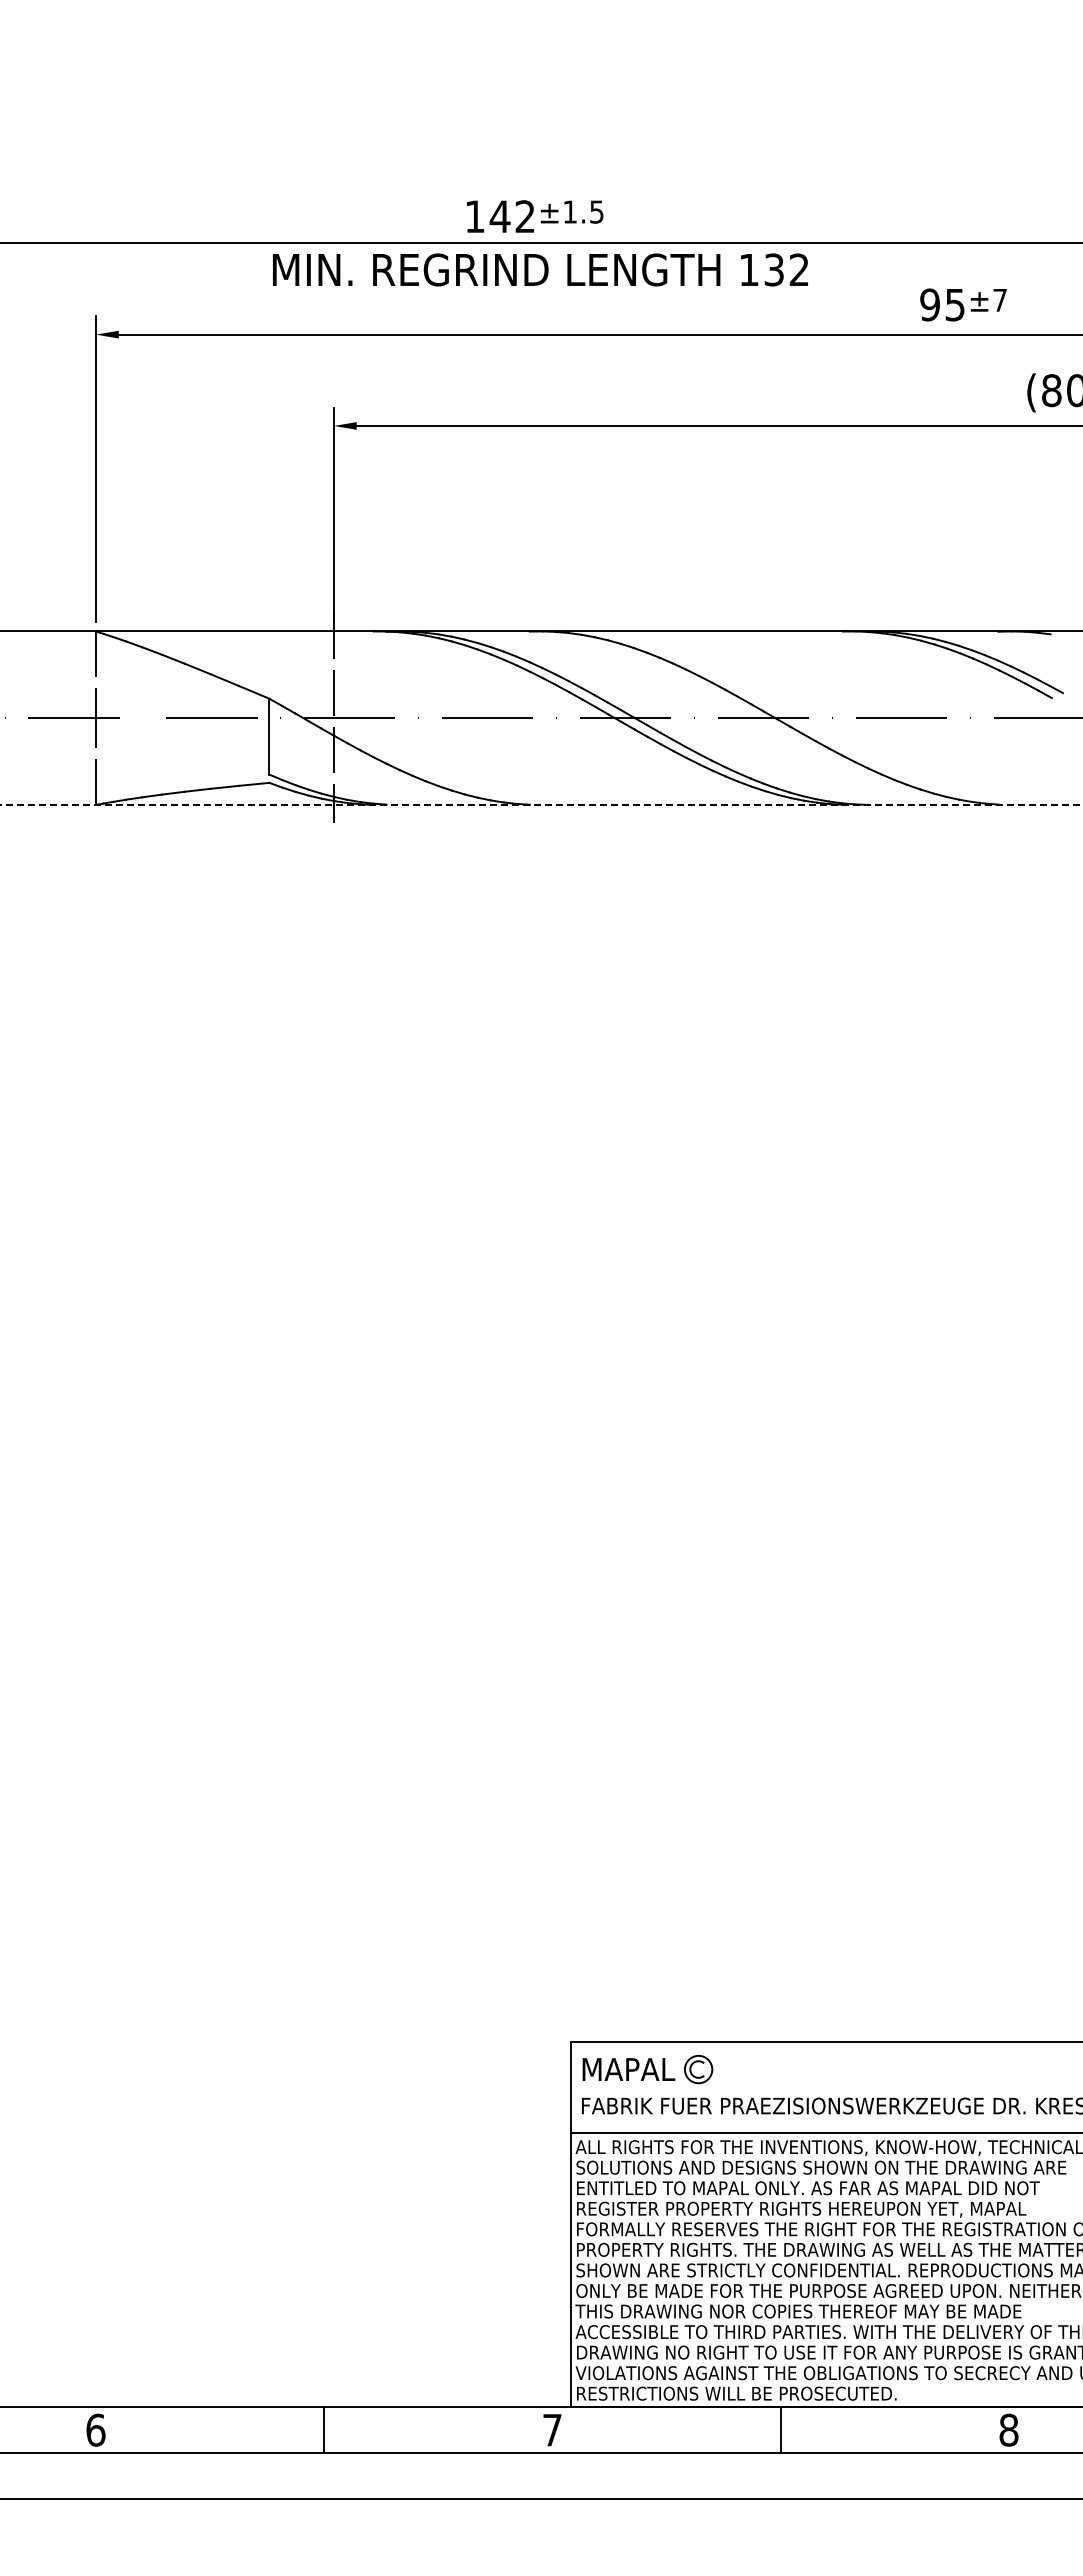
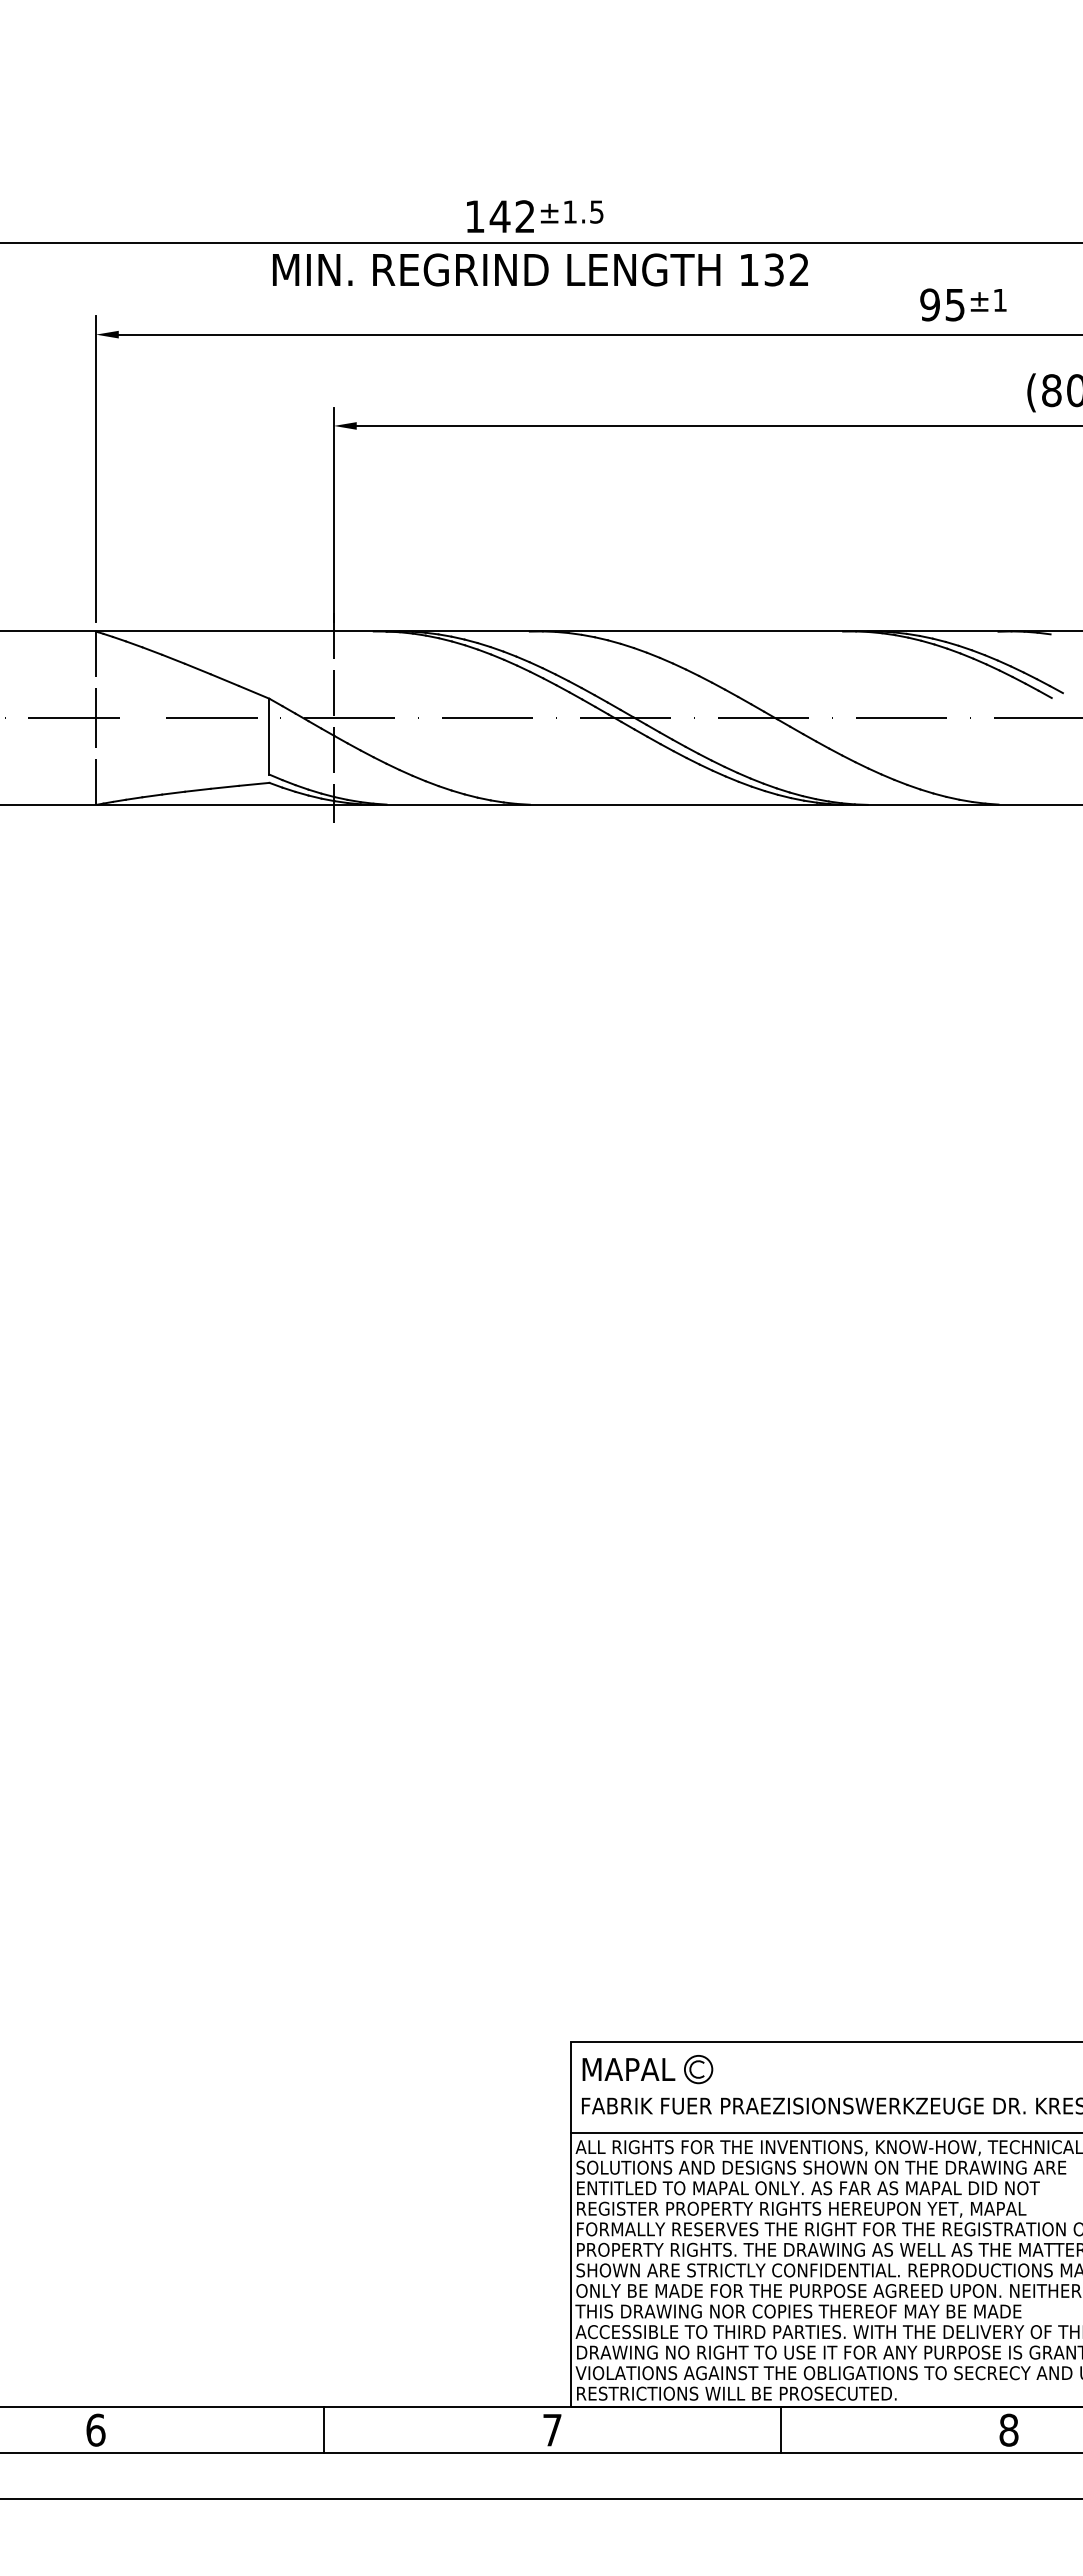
text: ±7 -> ±1 (999, 300)
line: dashed -> solid (541, 804)
